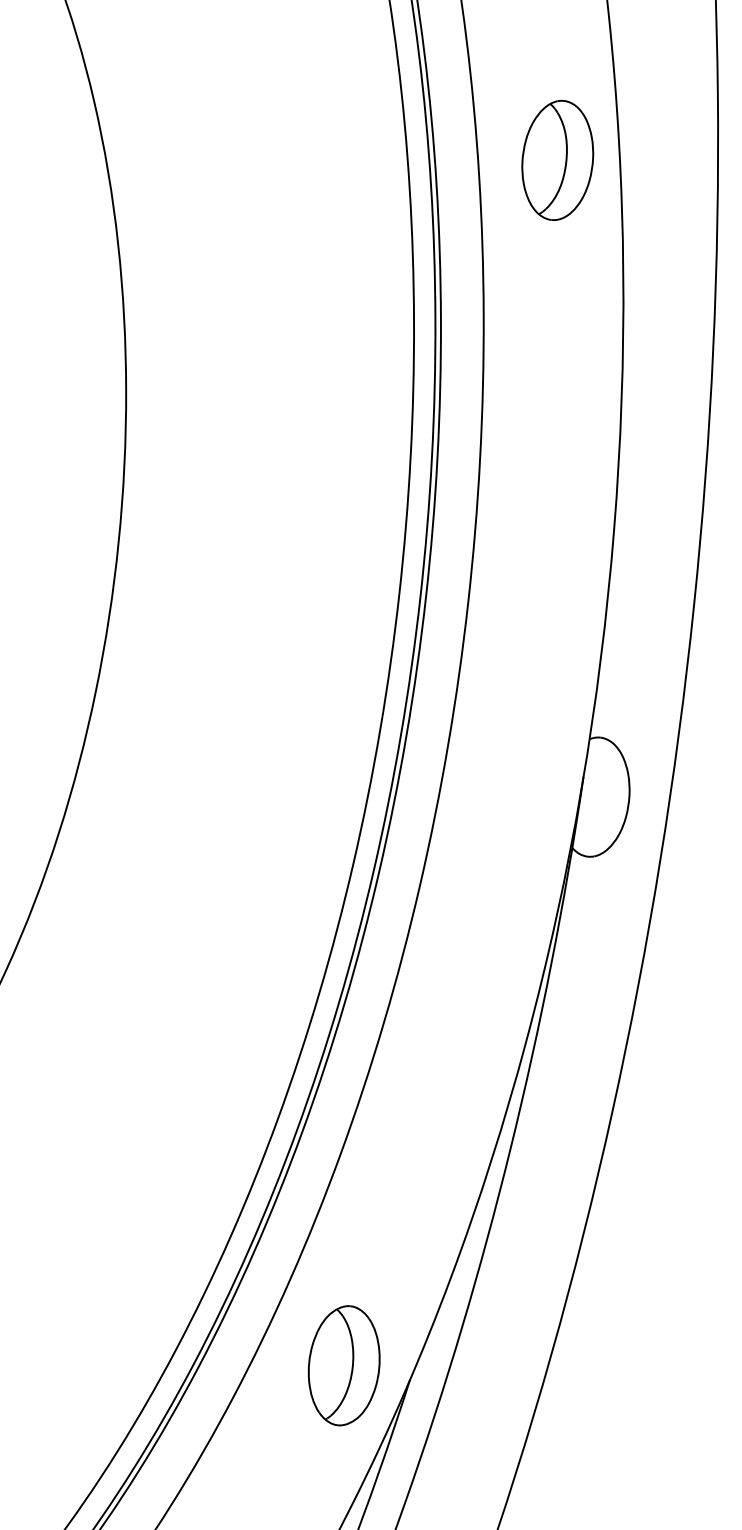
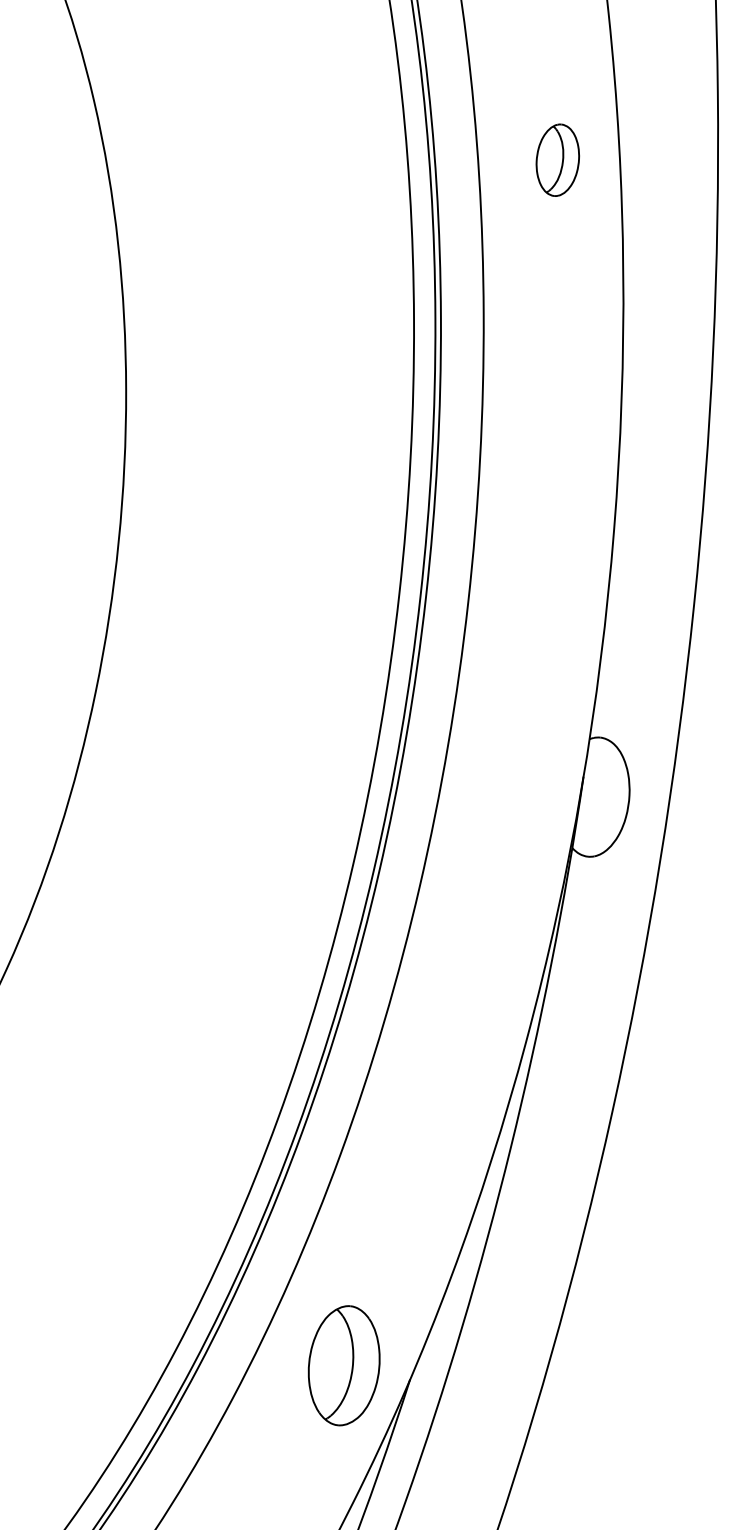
part size: 74x122 px -> 45x74 px (557, 159)
